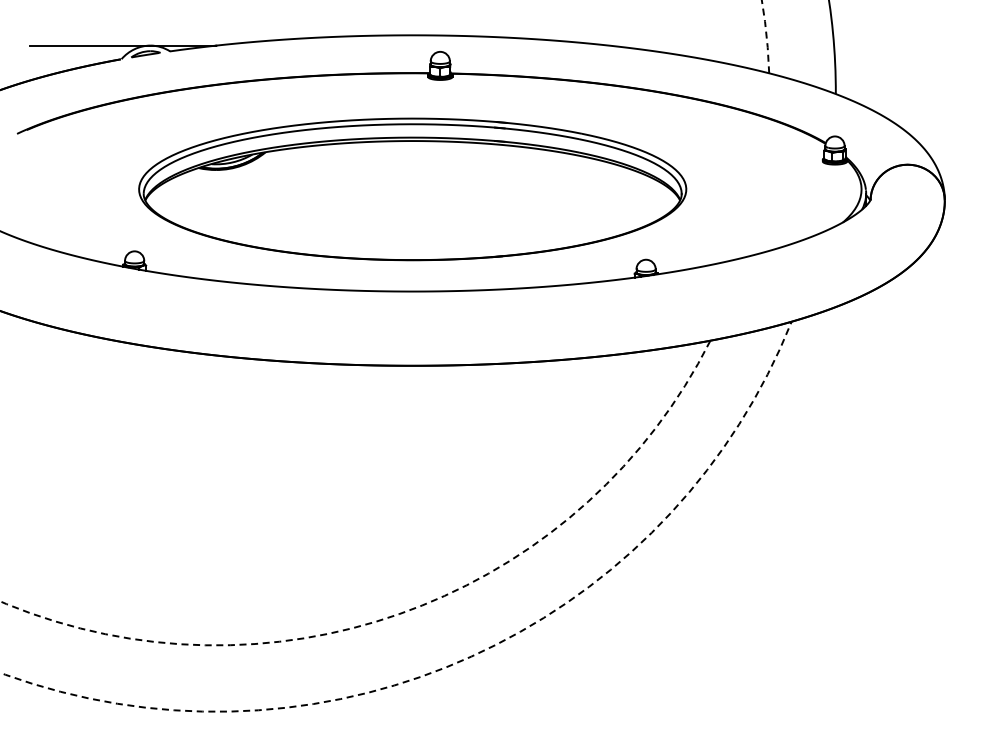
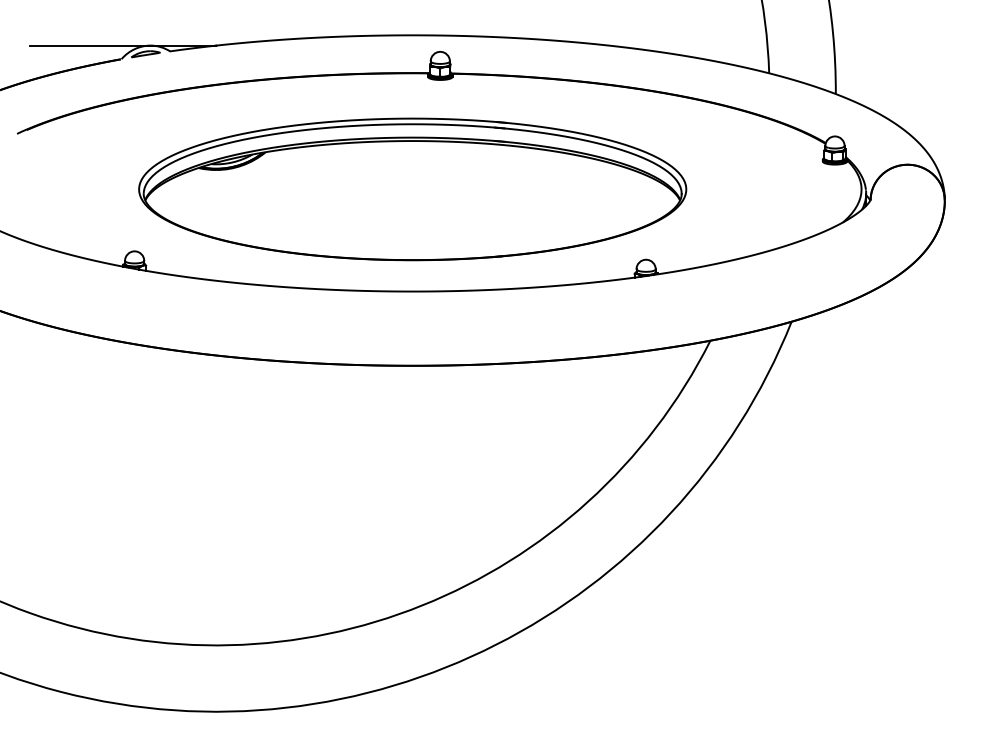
arc: dashed -> solid (374, 622)
arc: dashed -> solid (466, 658)
